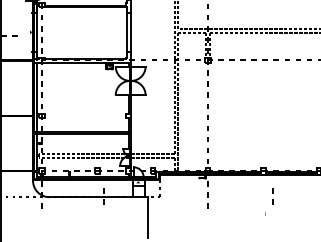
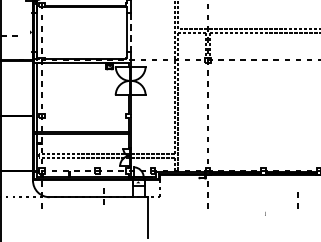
line: solid -> dashed (131, 32)
line position: (272, 193) -> (297, 197) (297, 197)
